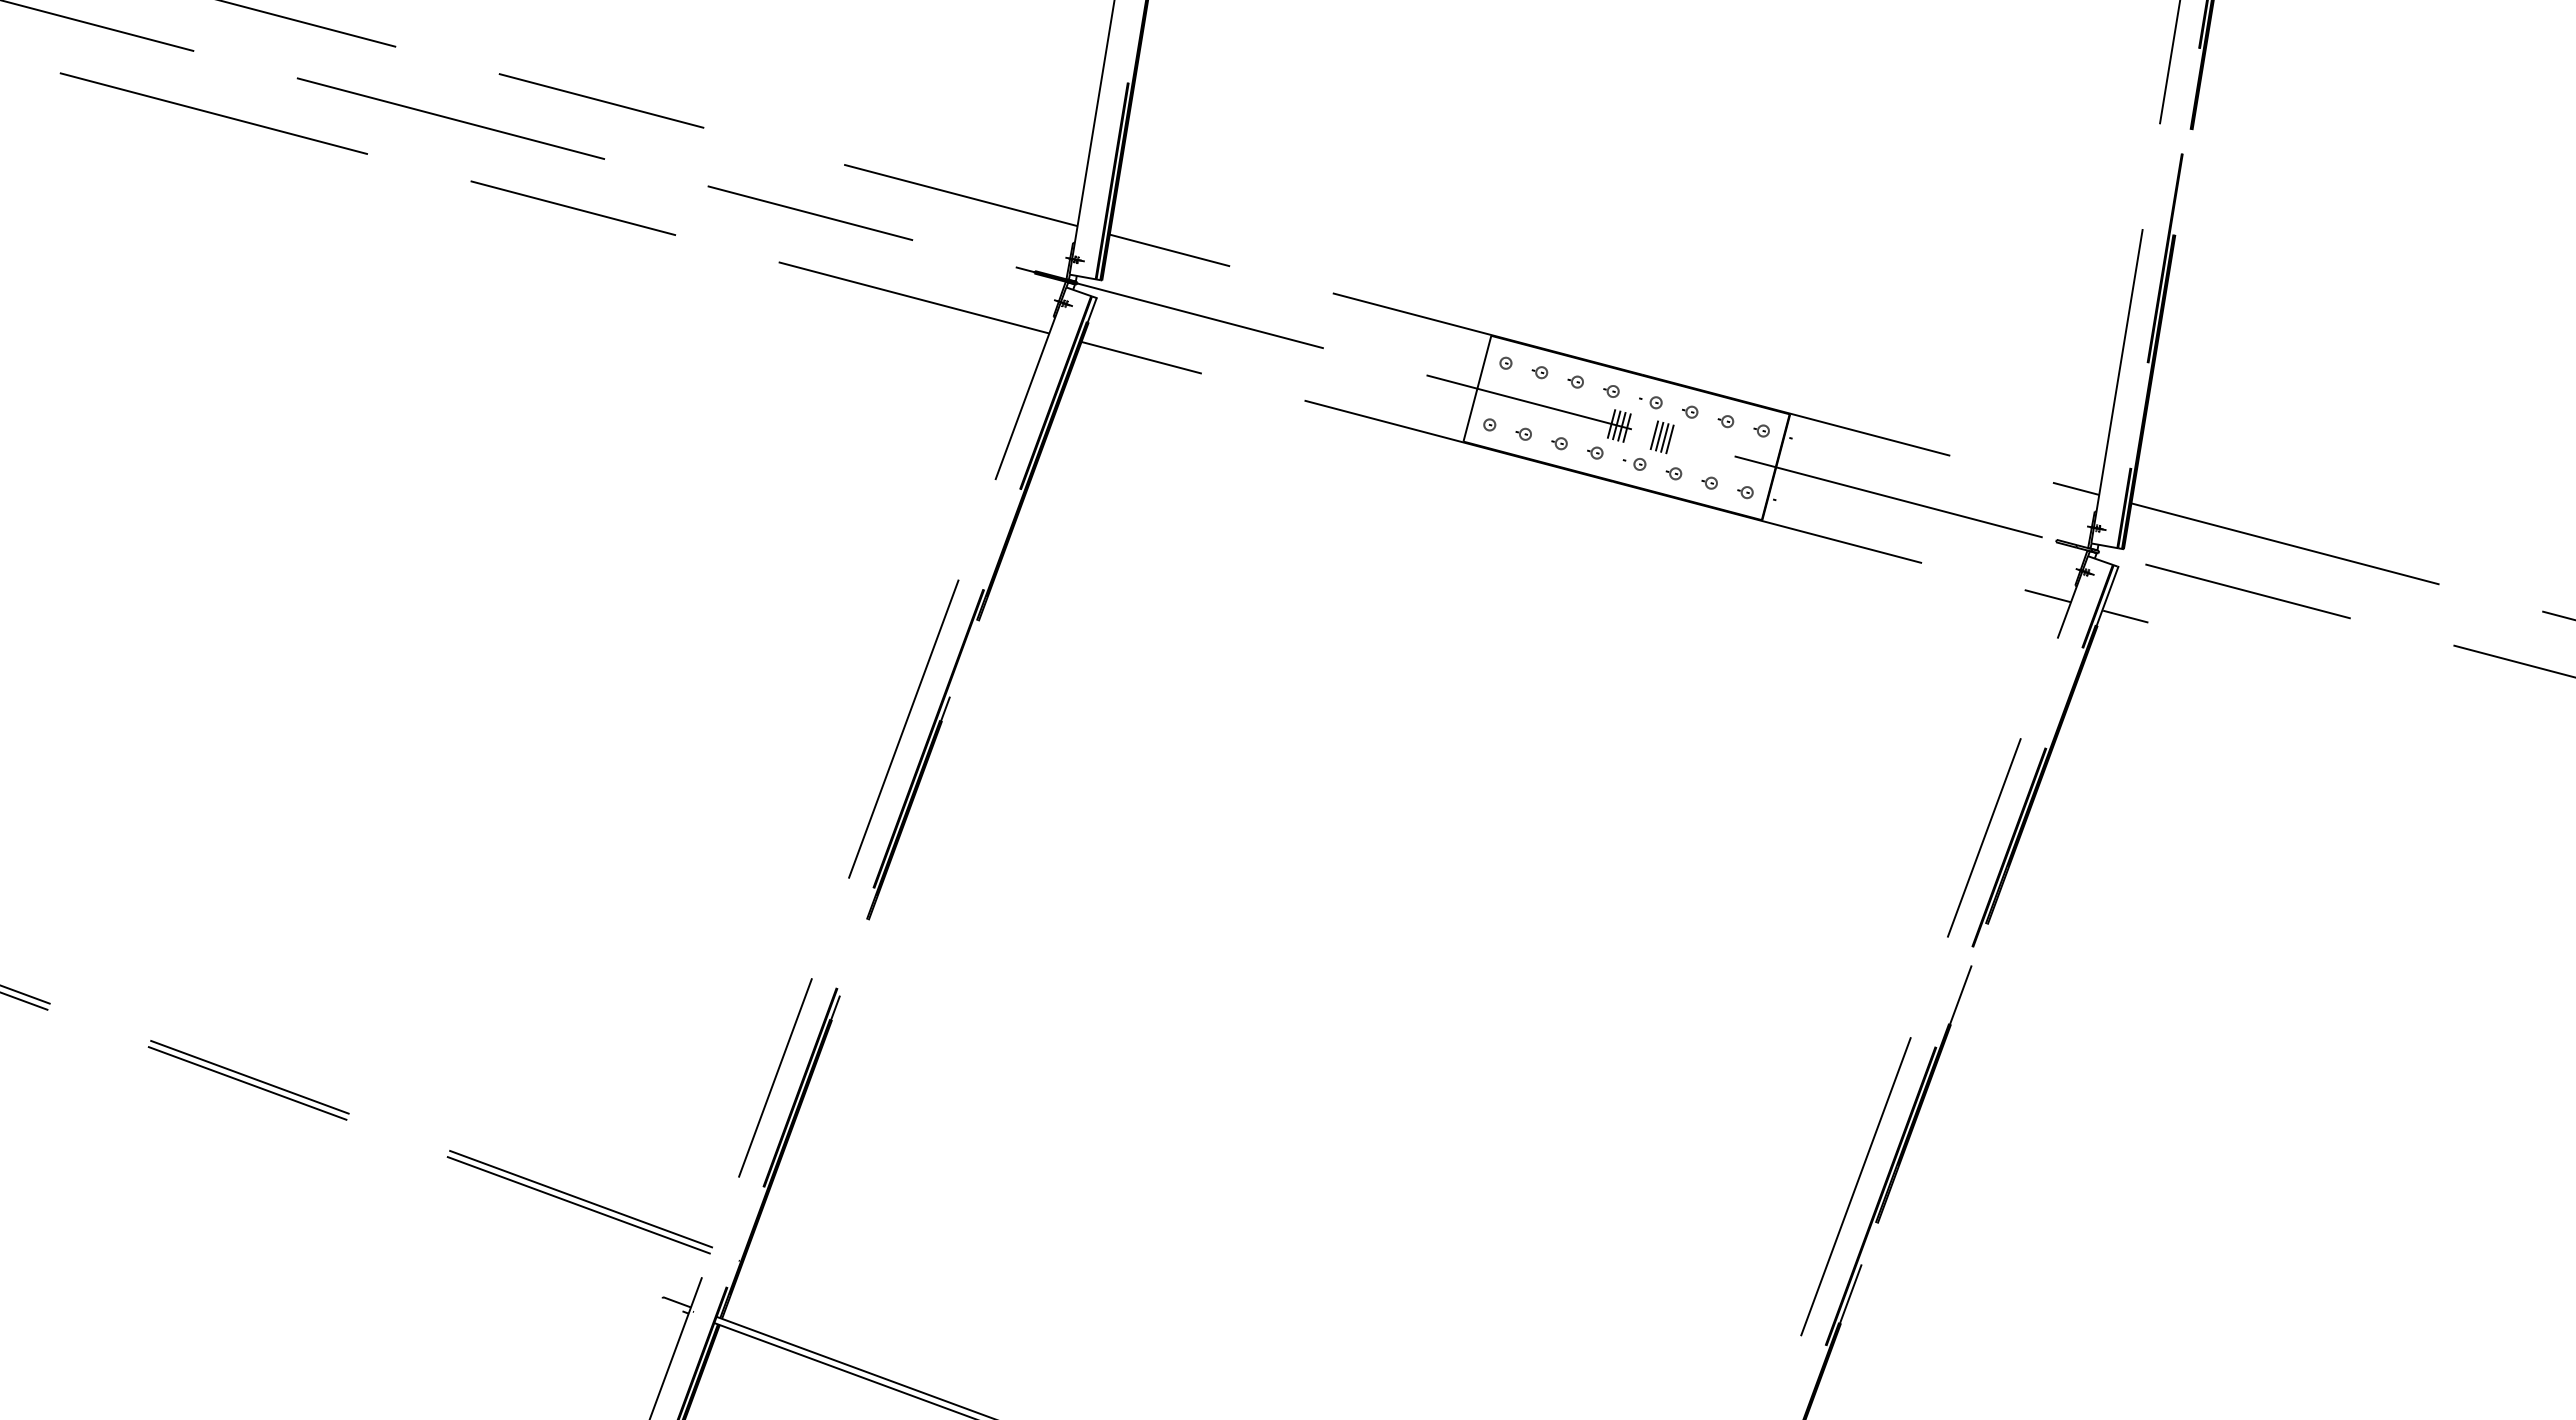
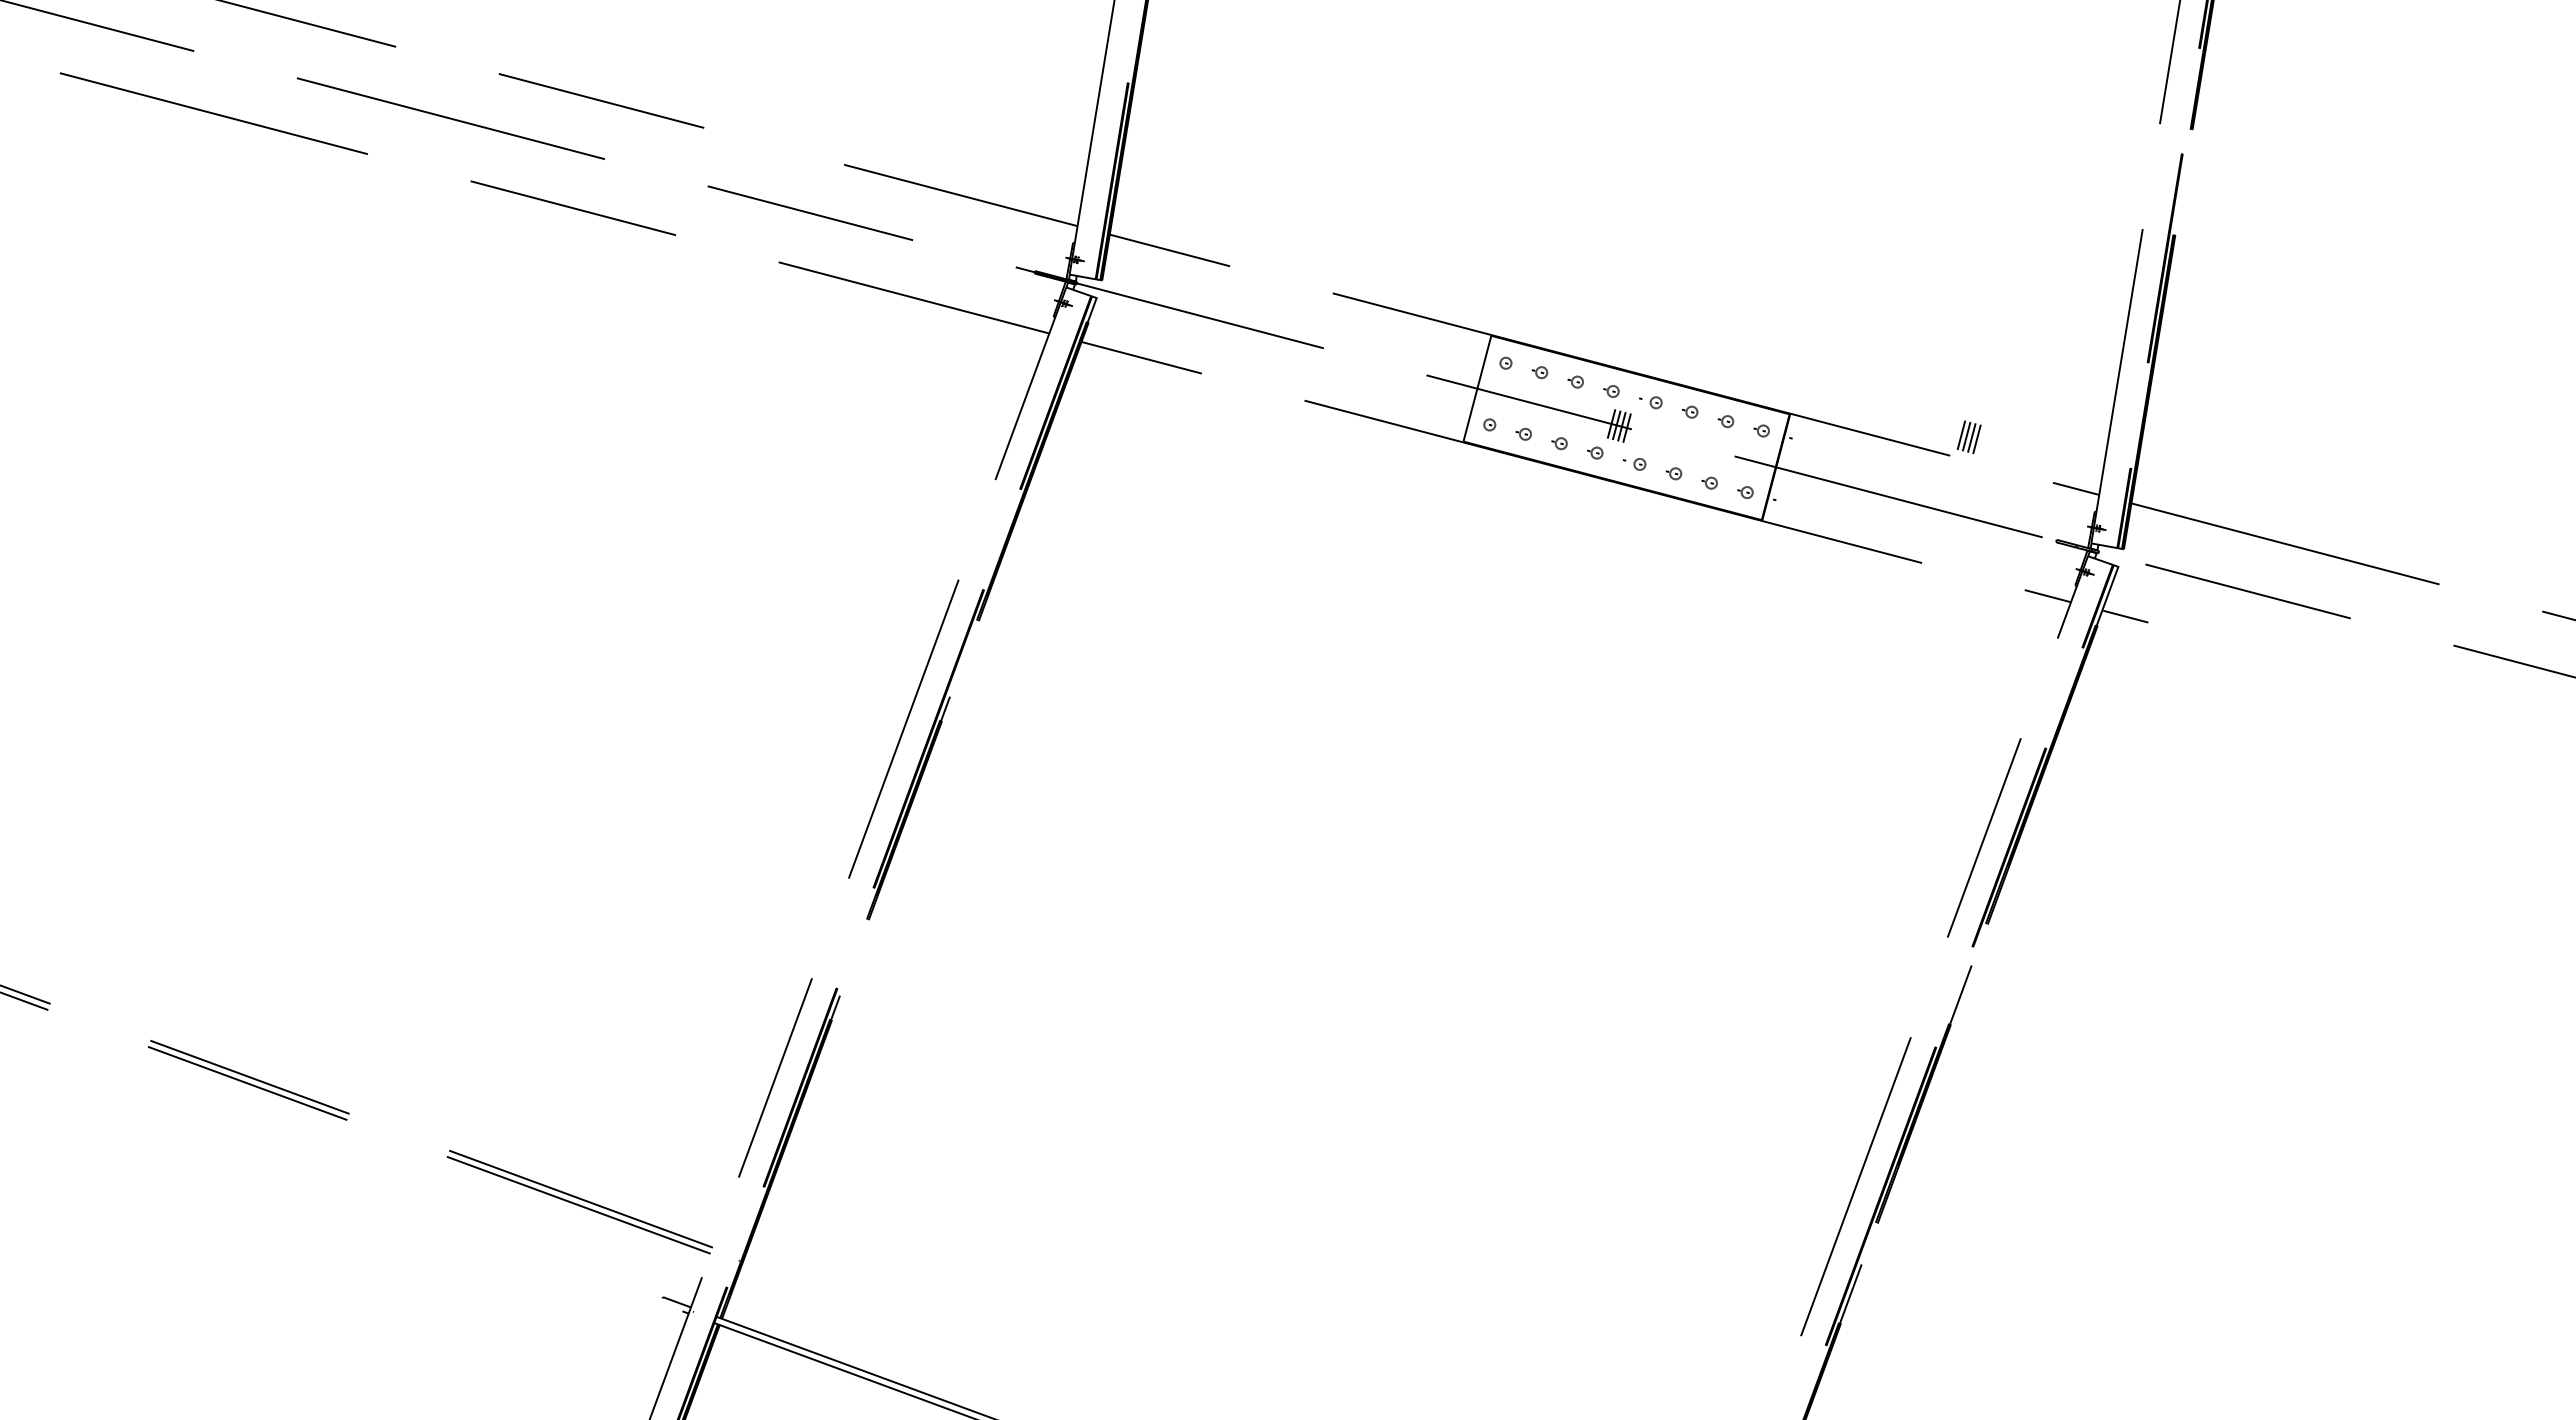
part position: (1661, 437) -> (1968, 437) (1968, 437)
